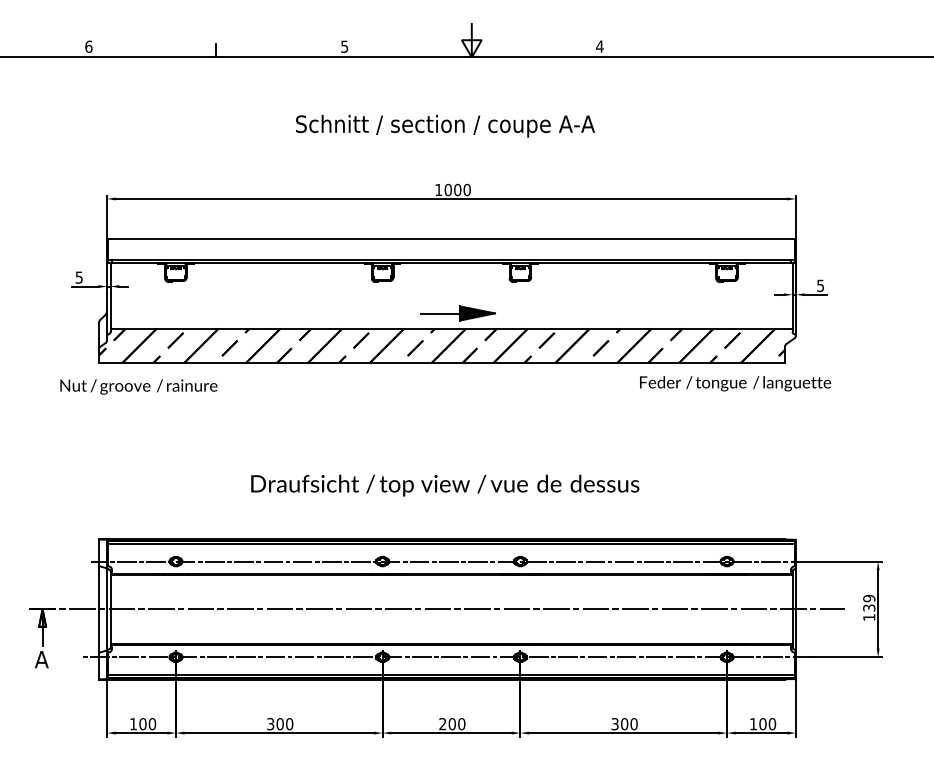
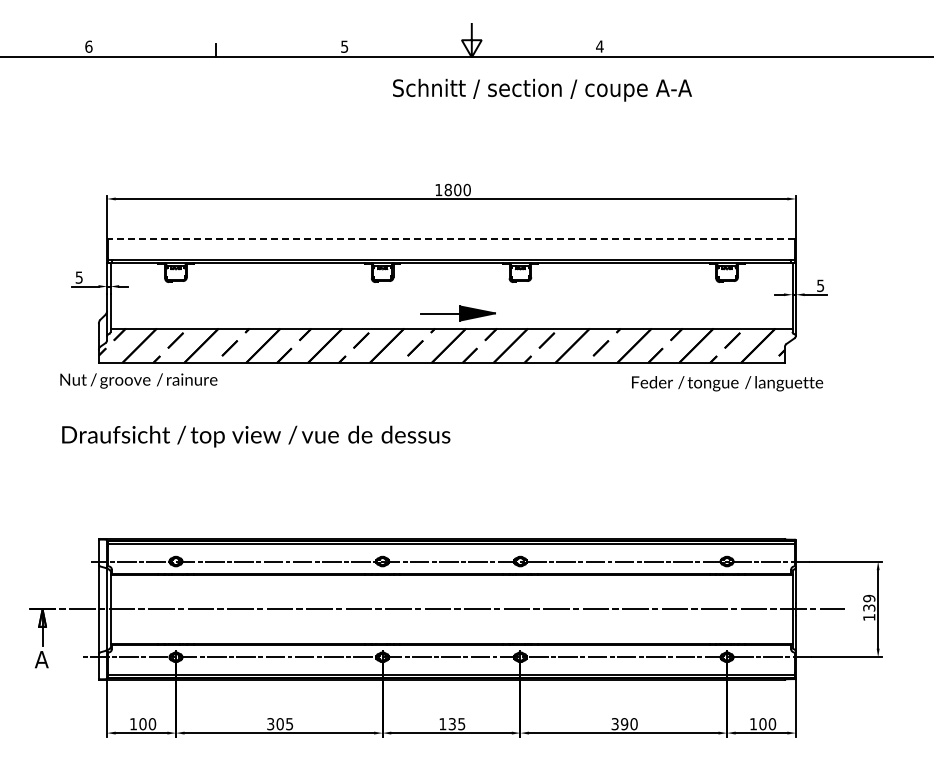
text position: (445, 125) -> (542, 89) (542, 89)
text: 1000 -> 1800 (447, 189)
line: solid -> dashed (451, 238)
text position: (735, 383) -> (727, 383) (727, 383)
text position: (138, 386) -> (138, 380) (138, 380)
text position: (445, 485) -> (256, 436) (256, 436)
text: 300 -> 305 (289, 724)
text: 200 -> 135 (452, 724)
text: 300 -> 390 (624, 724)
